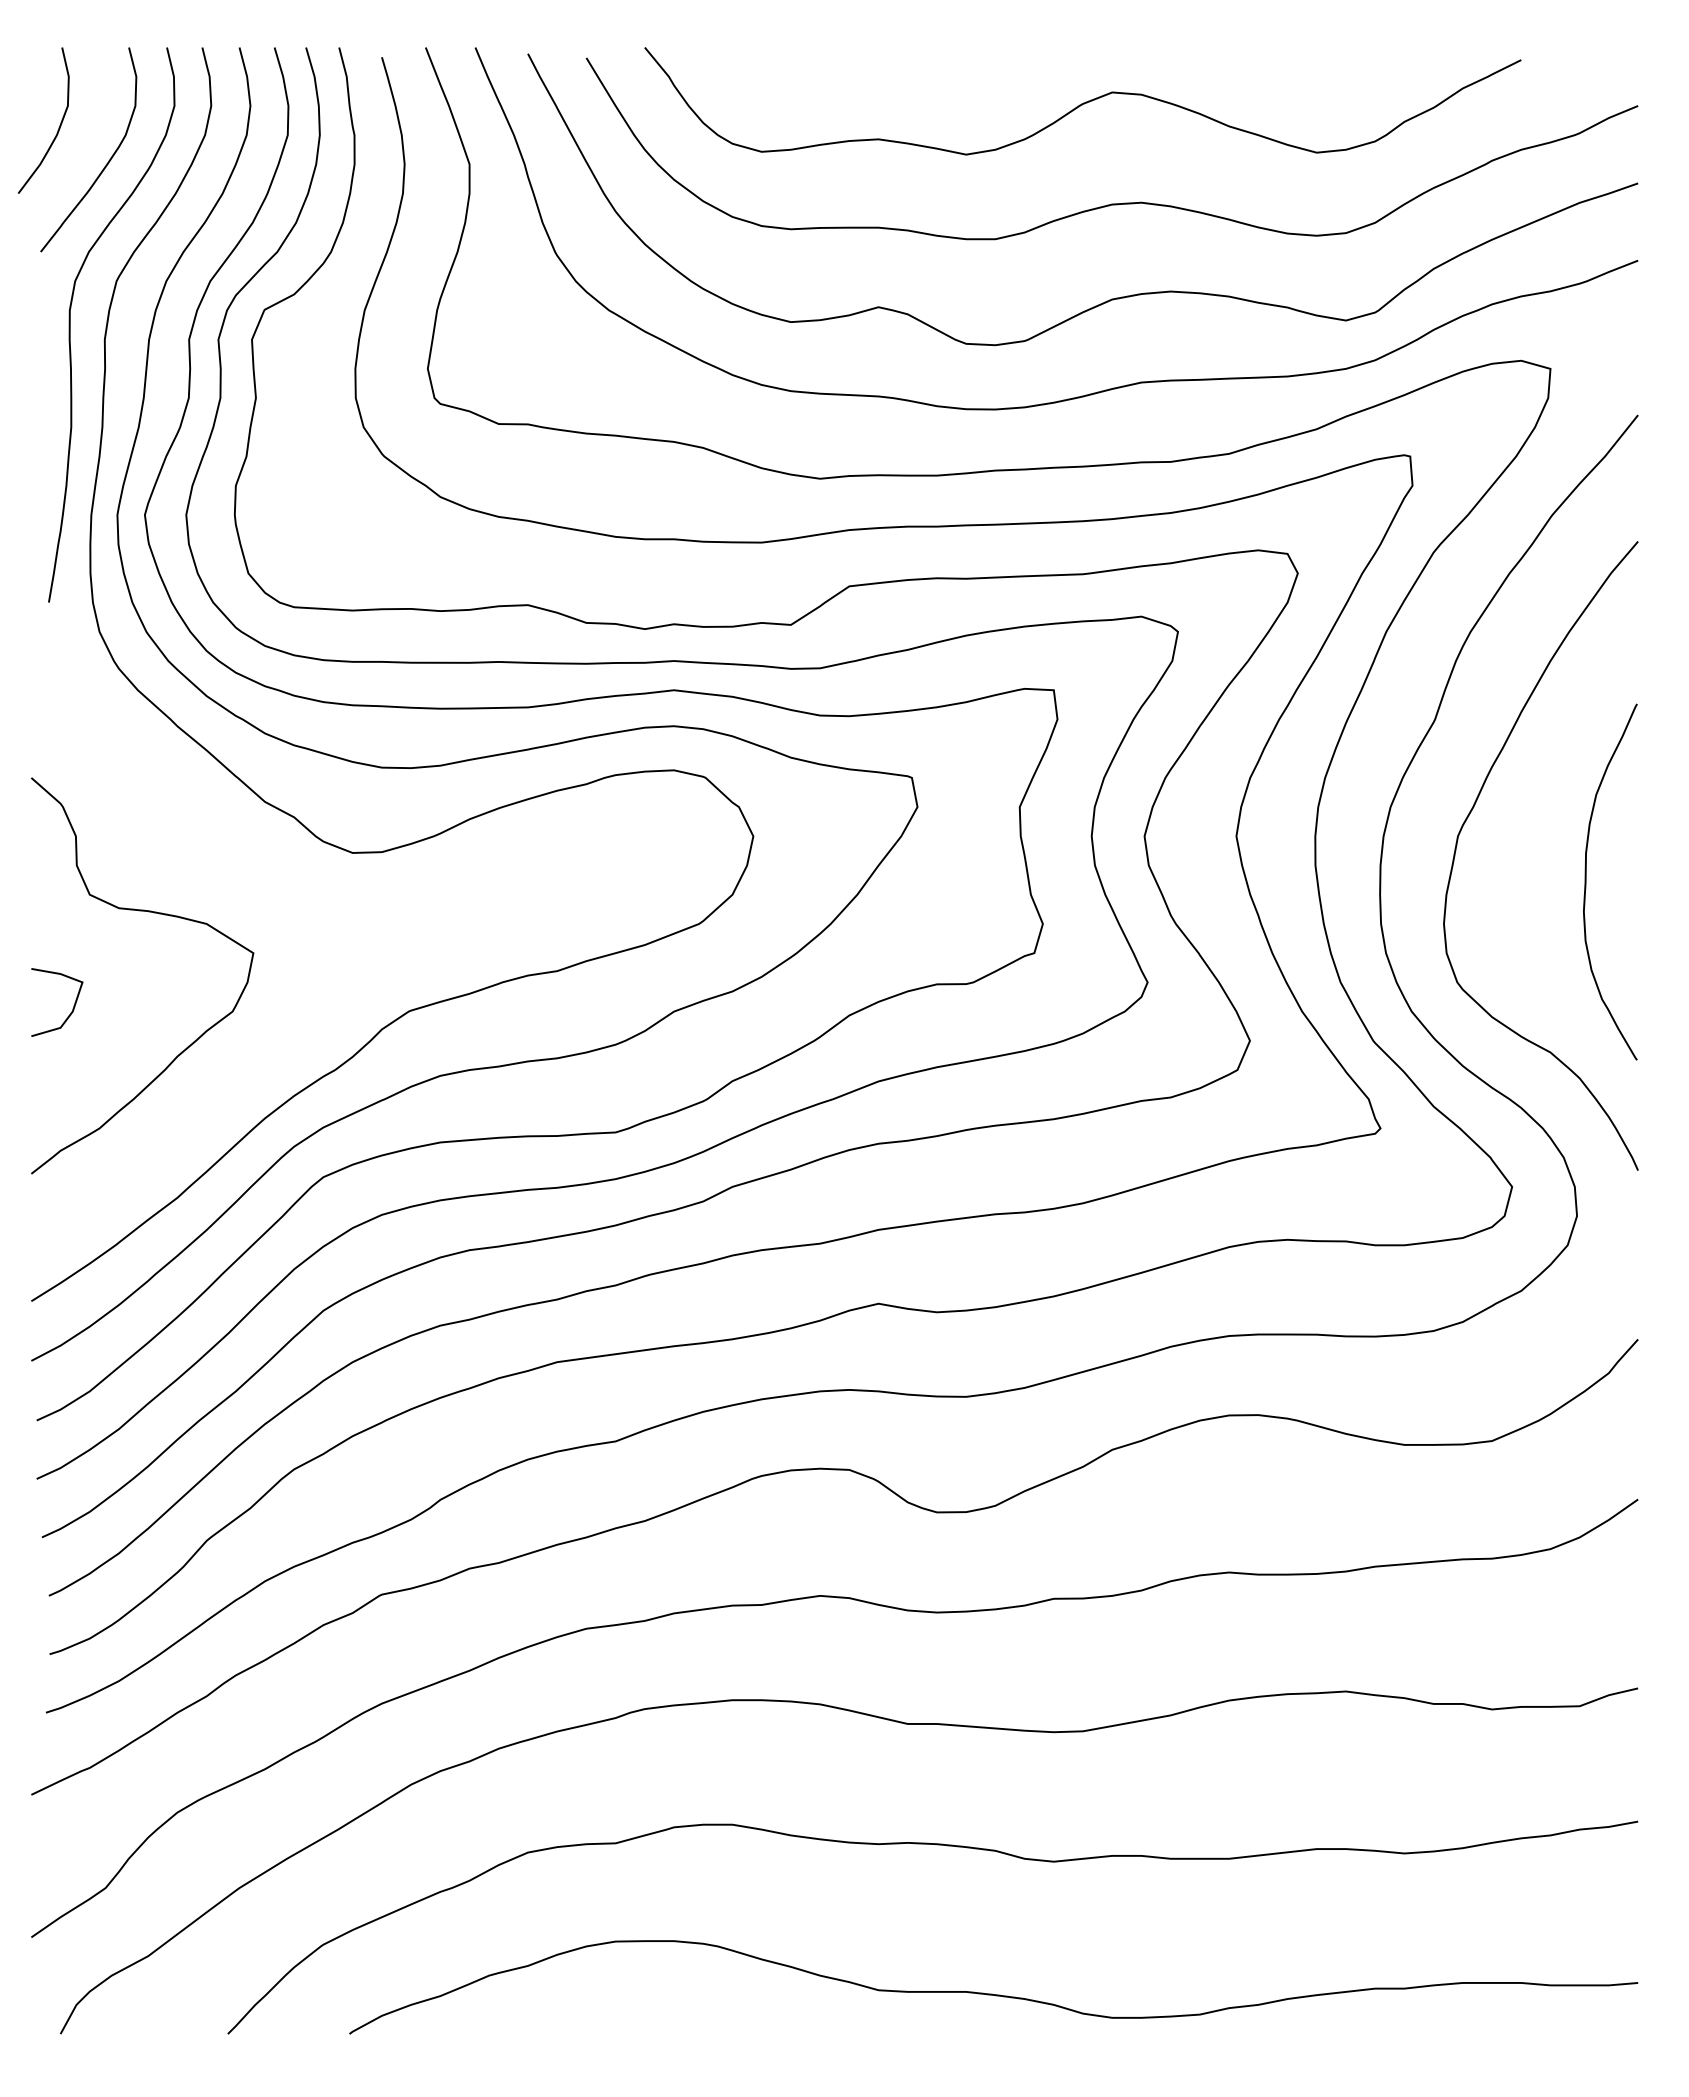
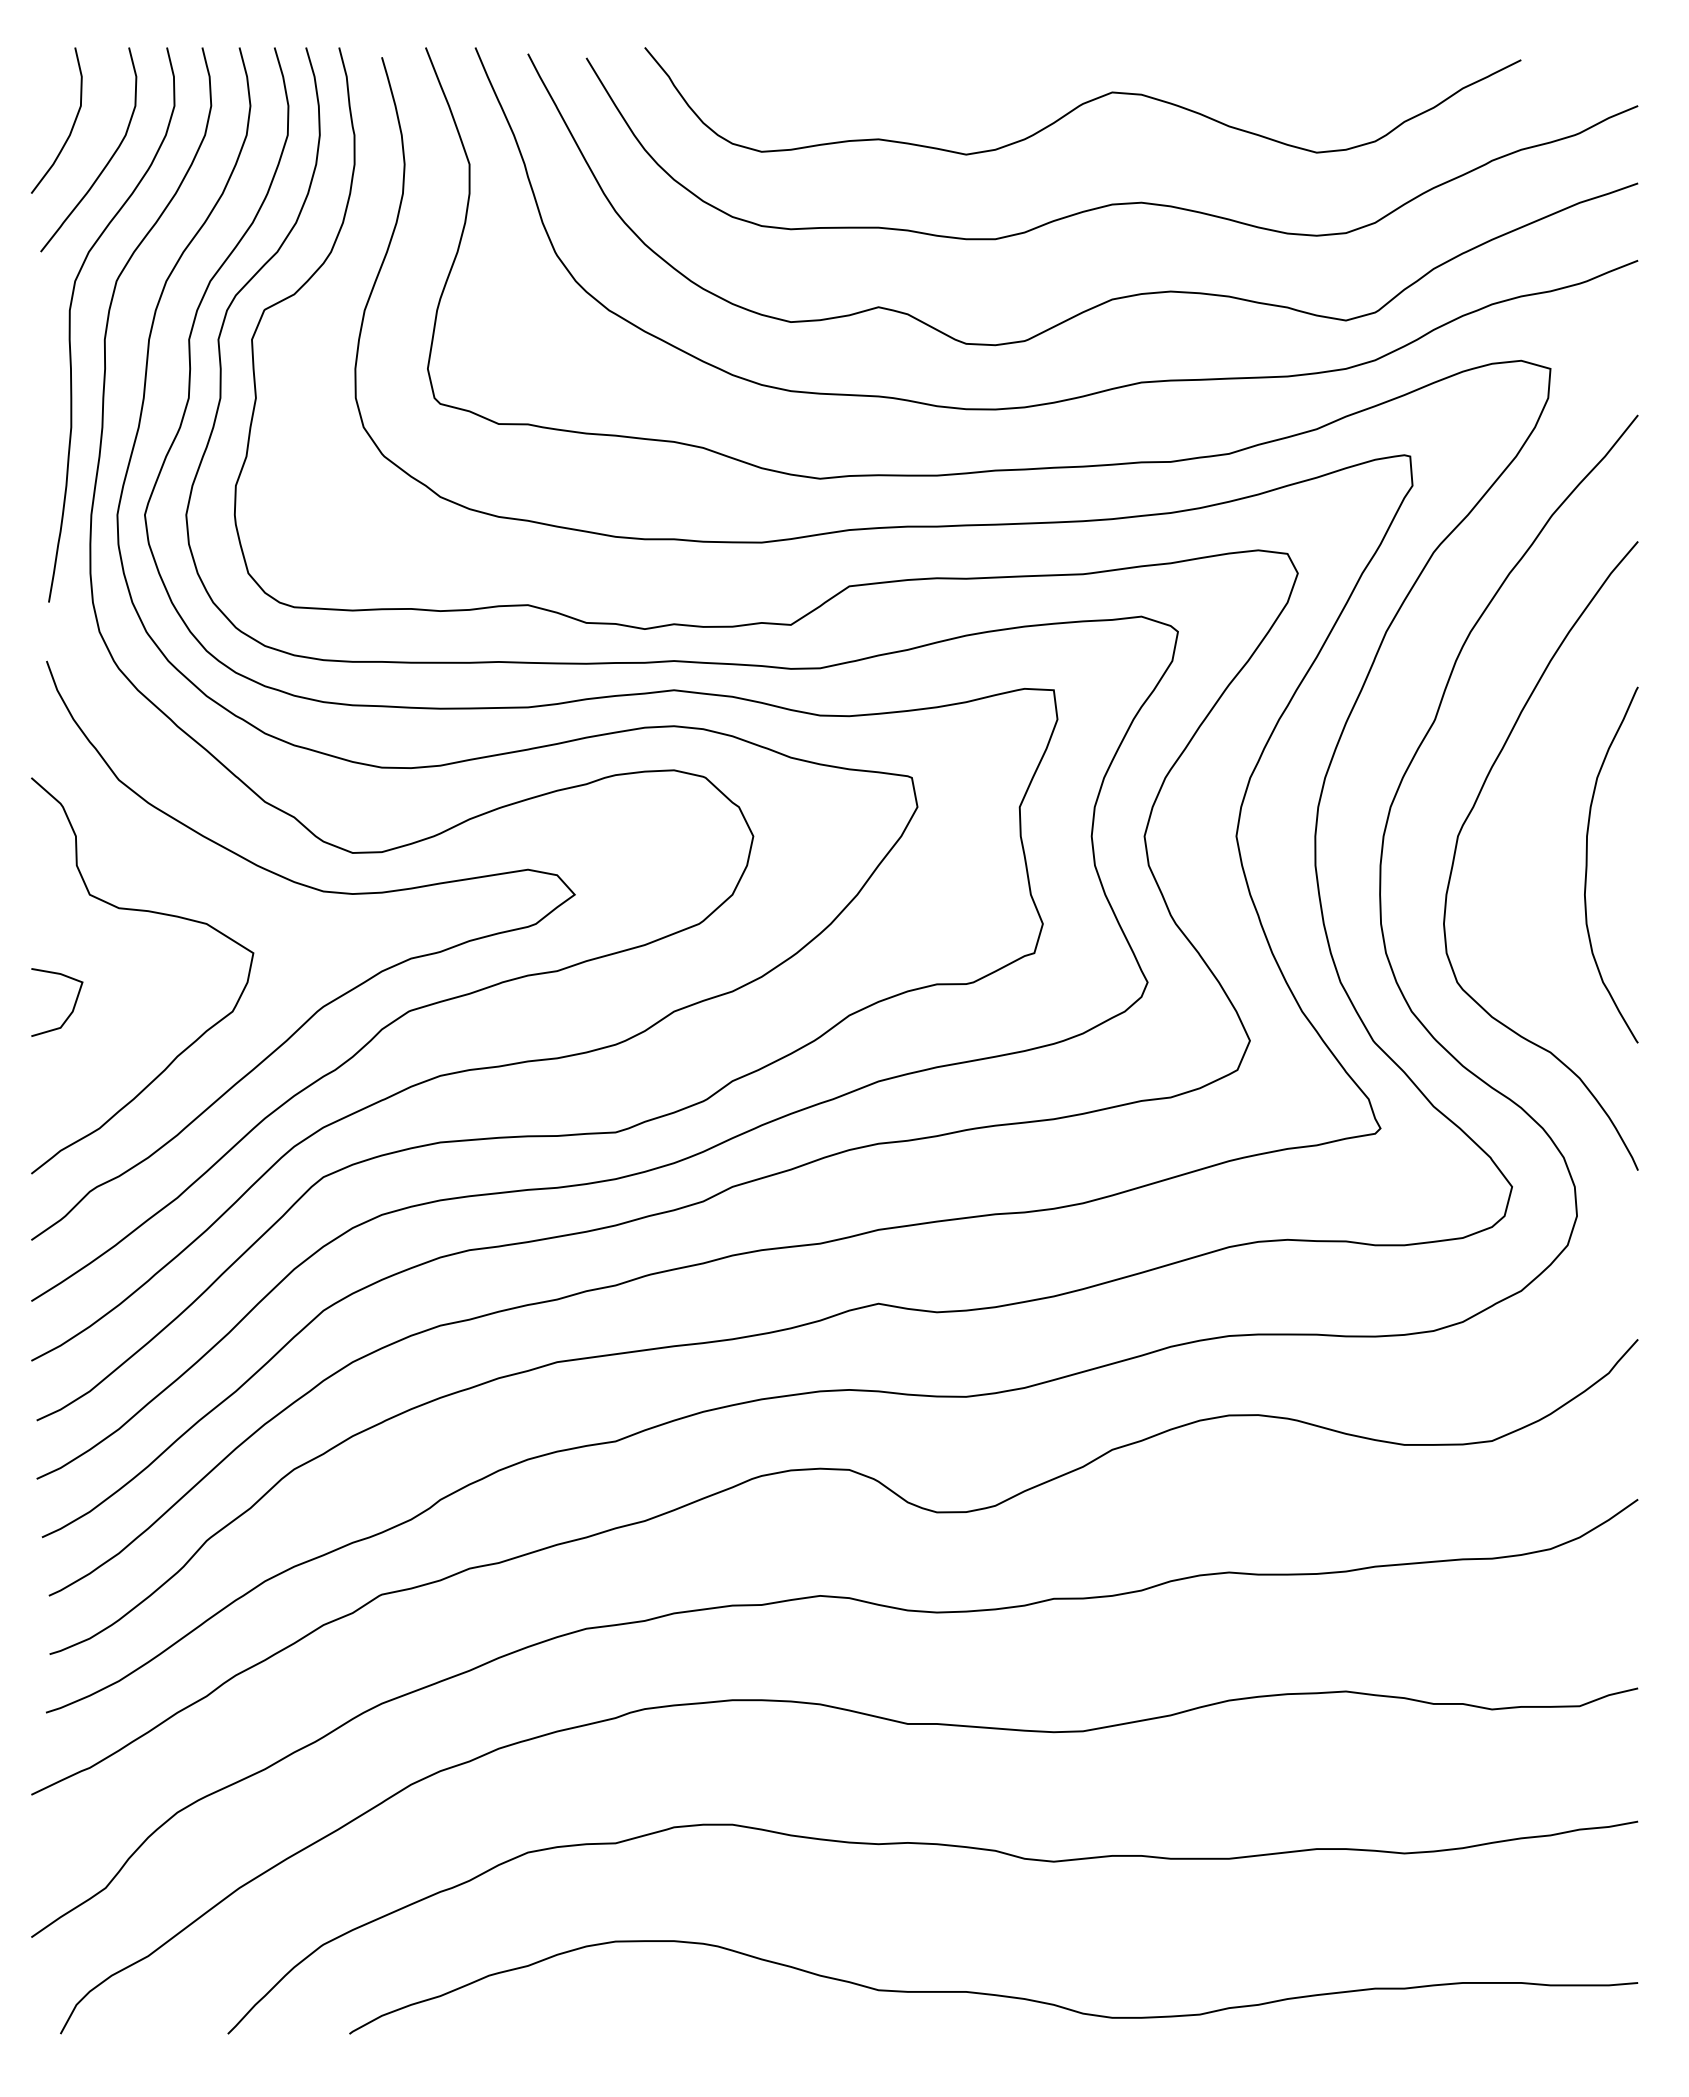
curve position: (58, 127) -> (71, 127) (71, 127)
curve position: (1586, 881) -> (1587, 864) (1587, 864)
curve: none -> present (331, 1000)
